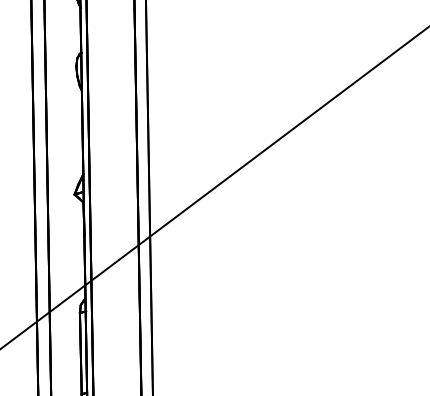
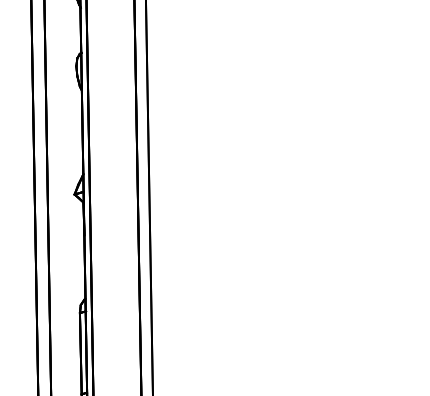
line: present -> none (214, 187)
